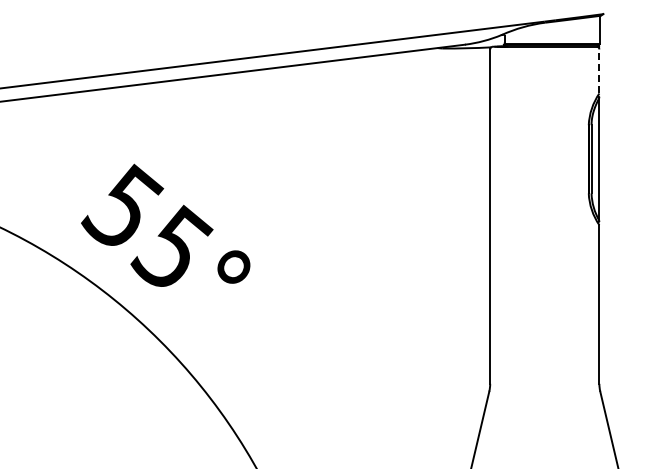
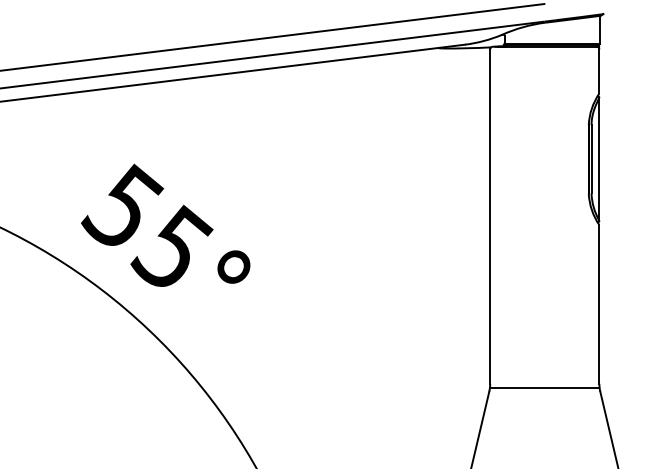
line: none -> present (273, 37)
line: dashed -> solid (599, 70)
line: none -> present (544, 387)
